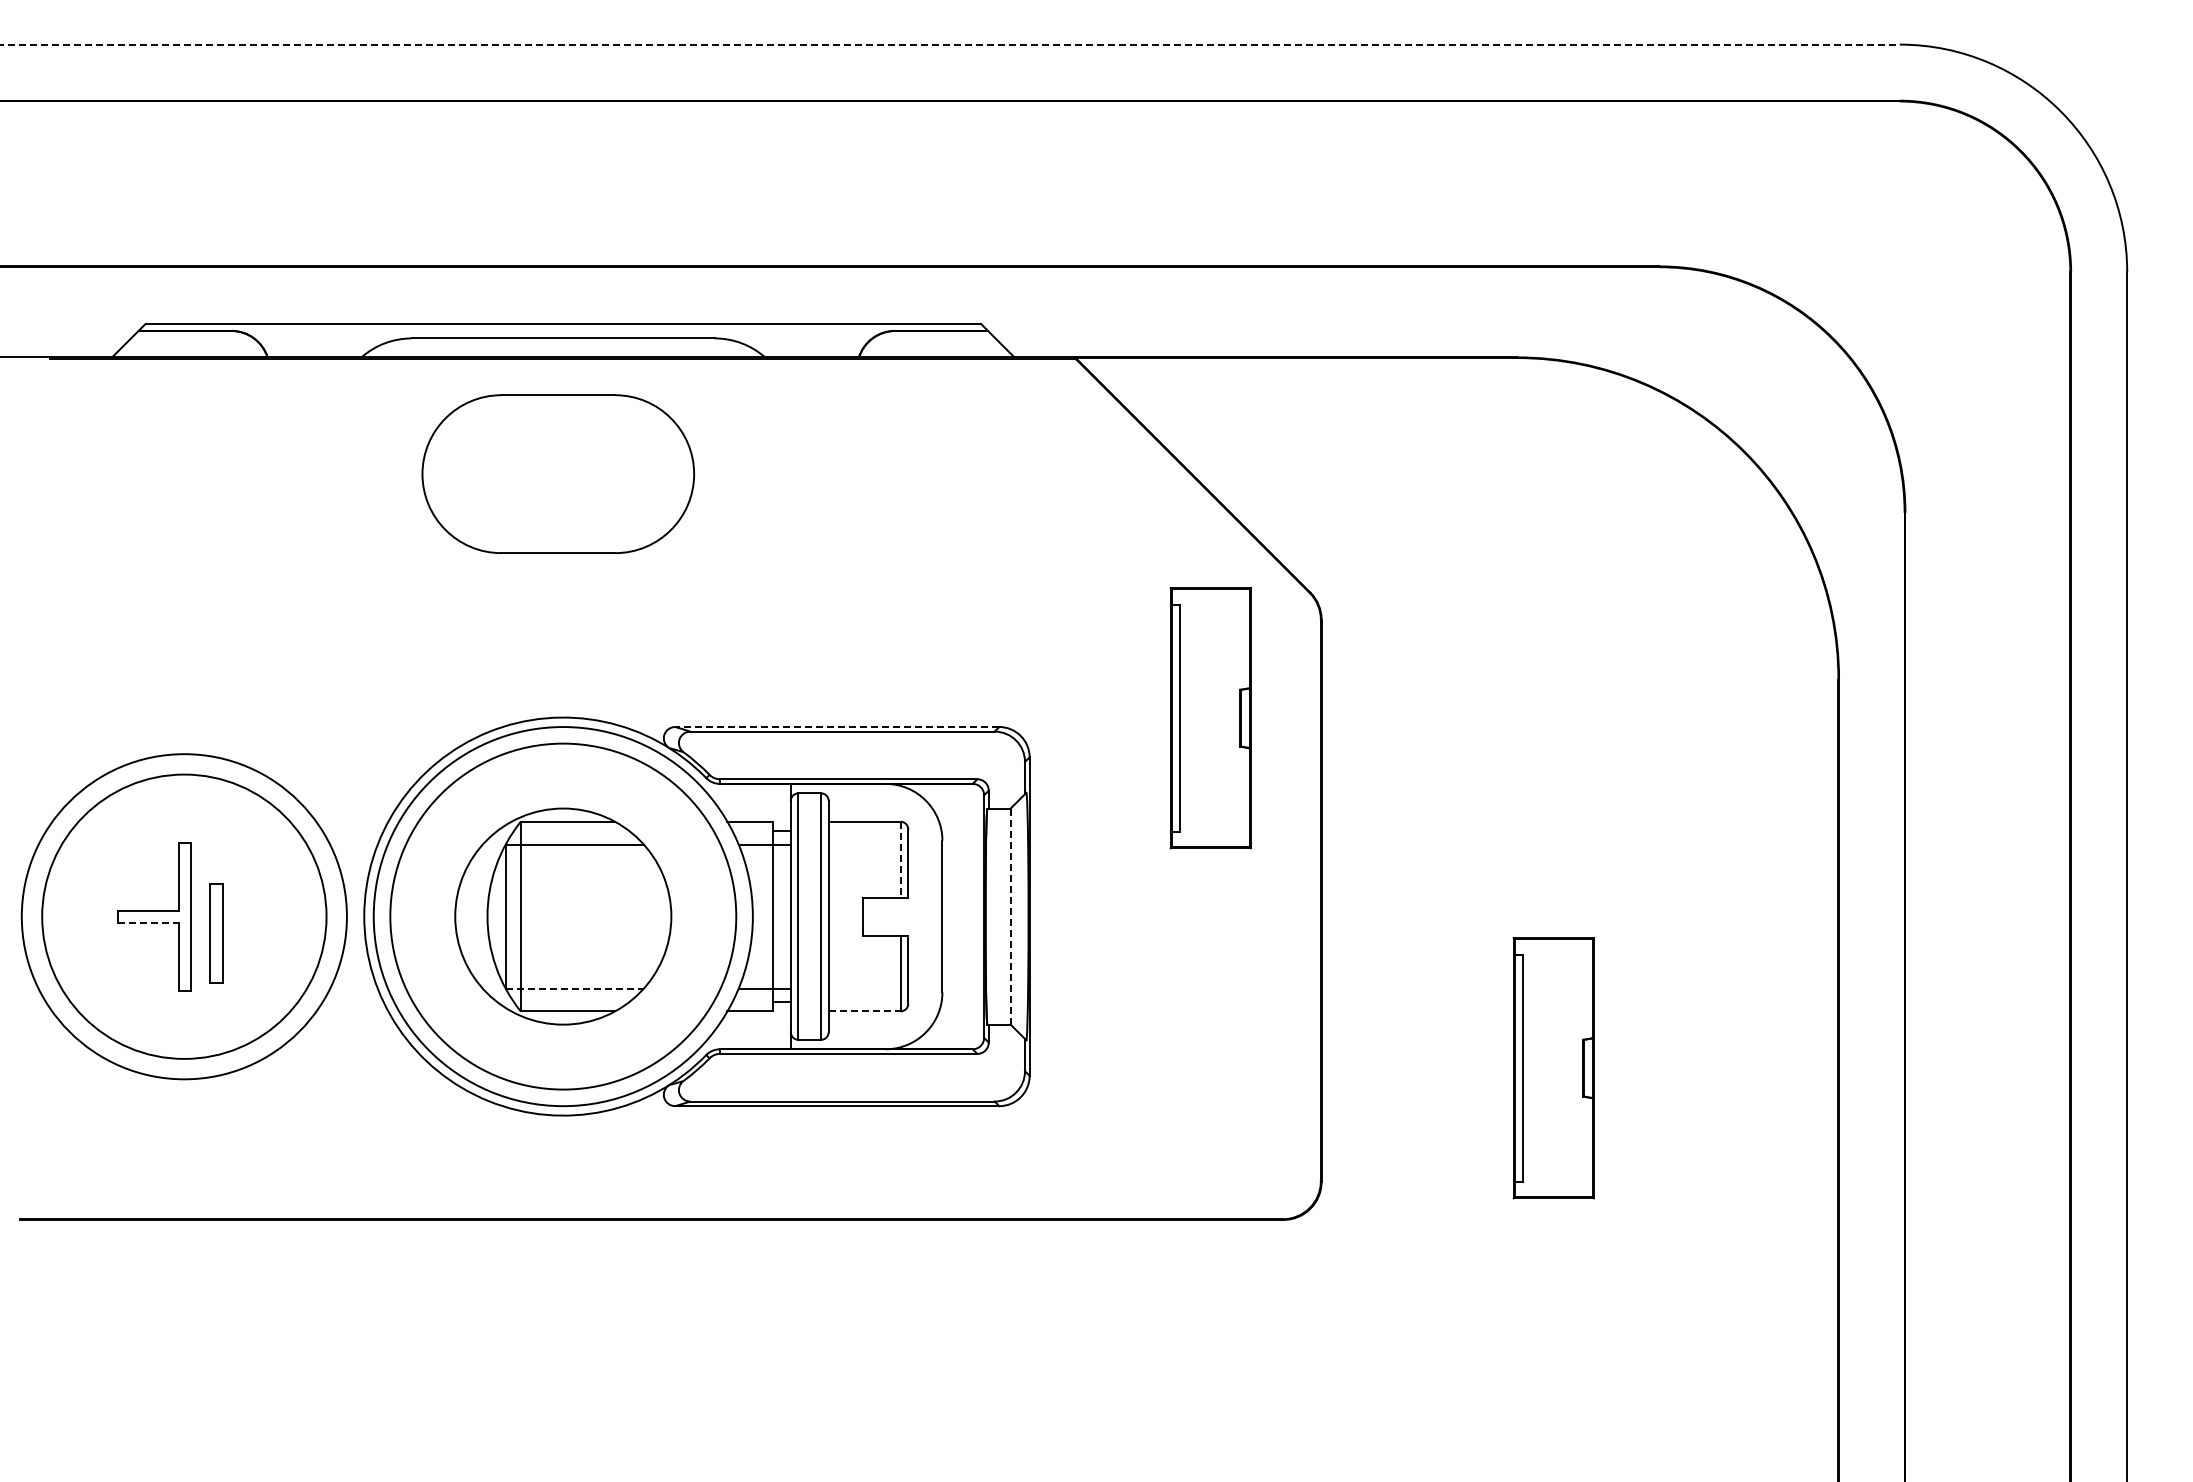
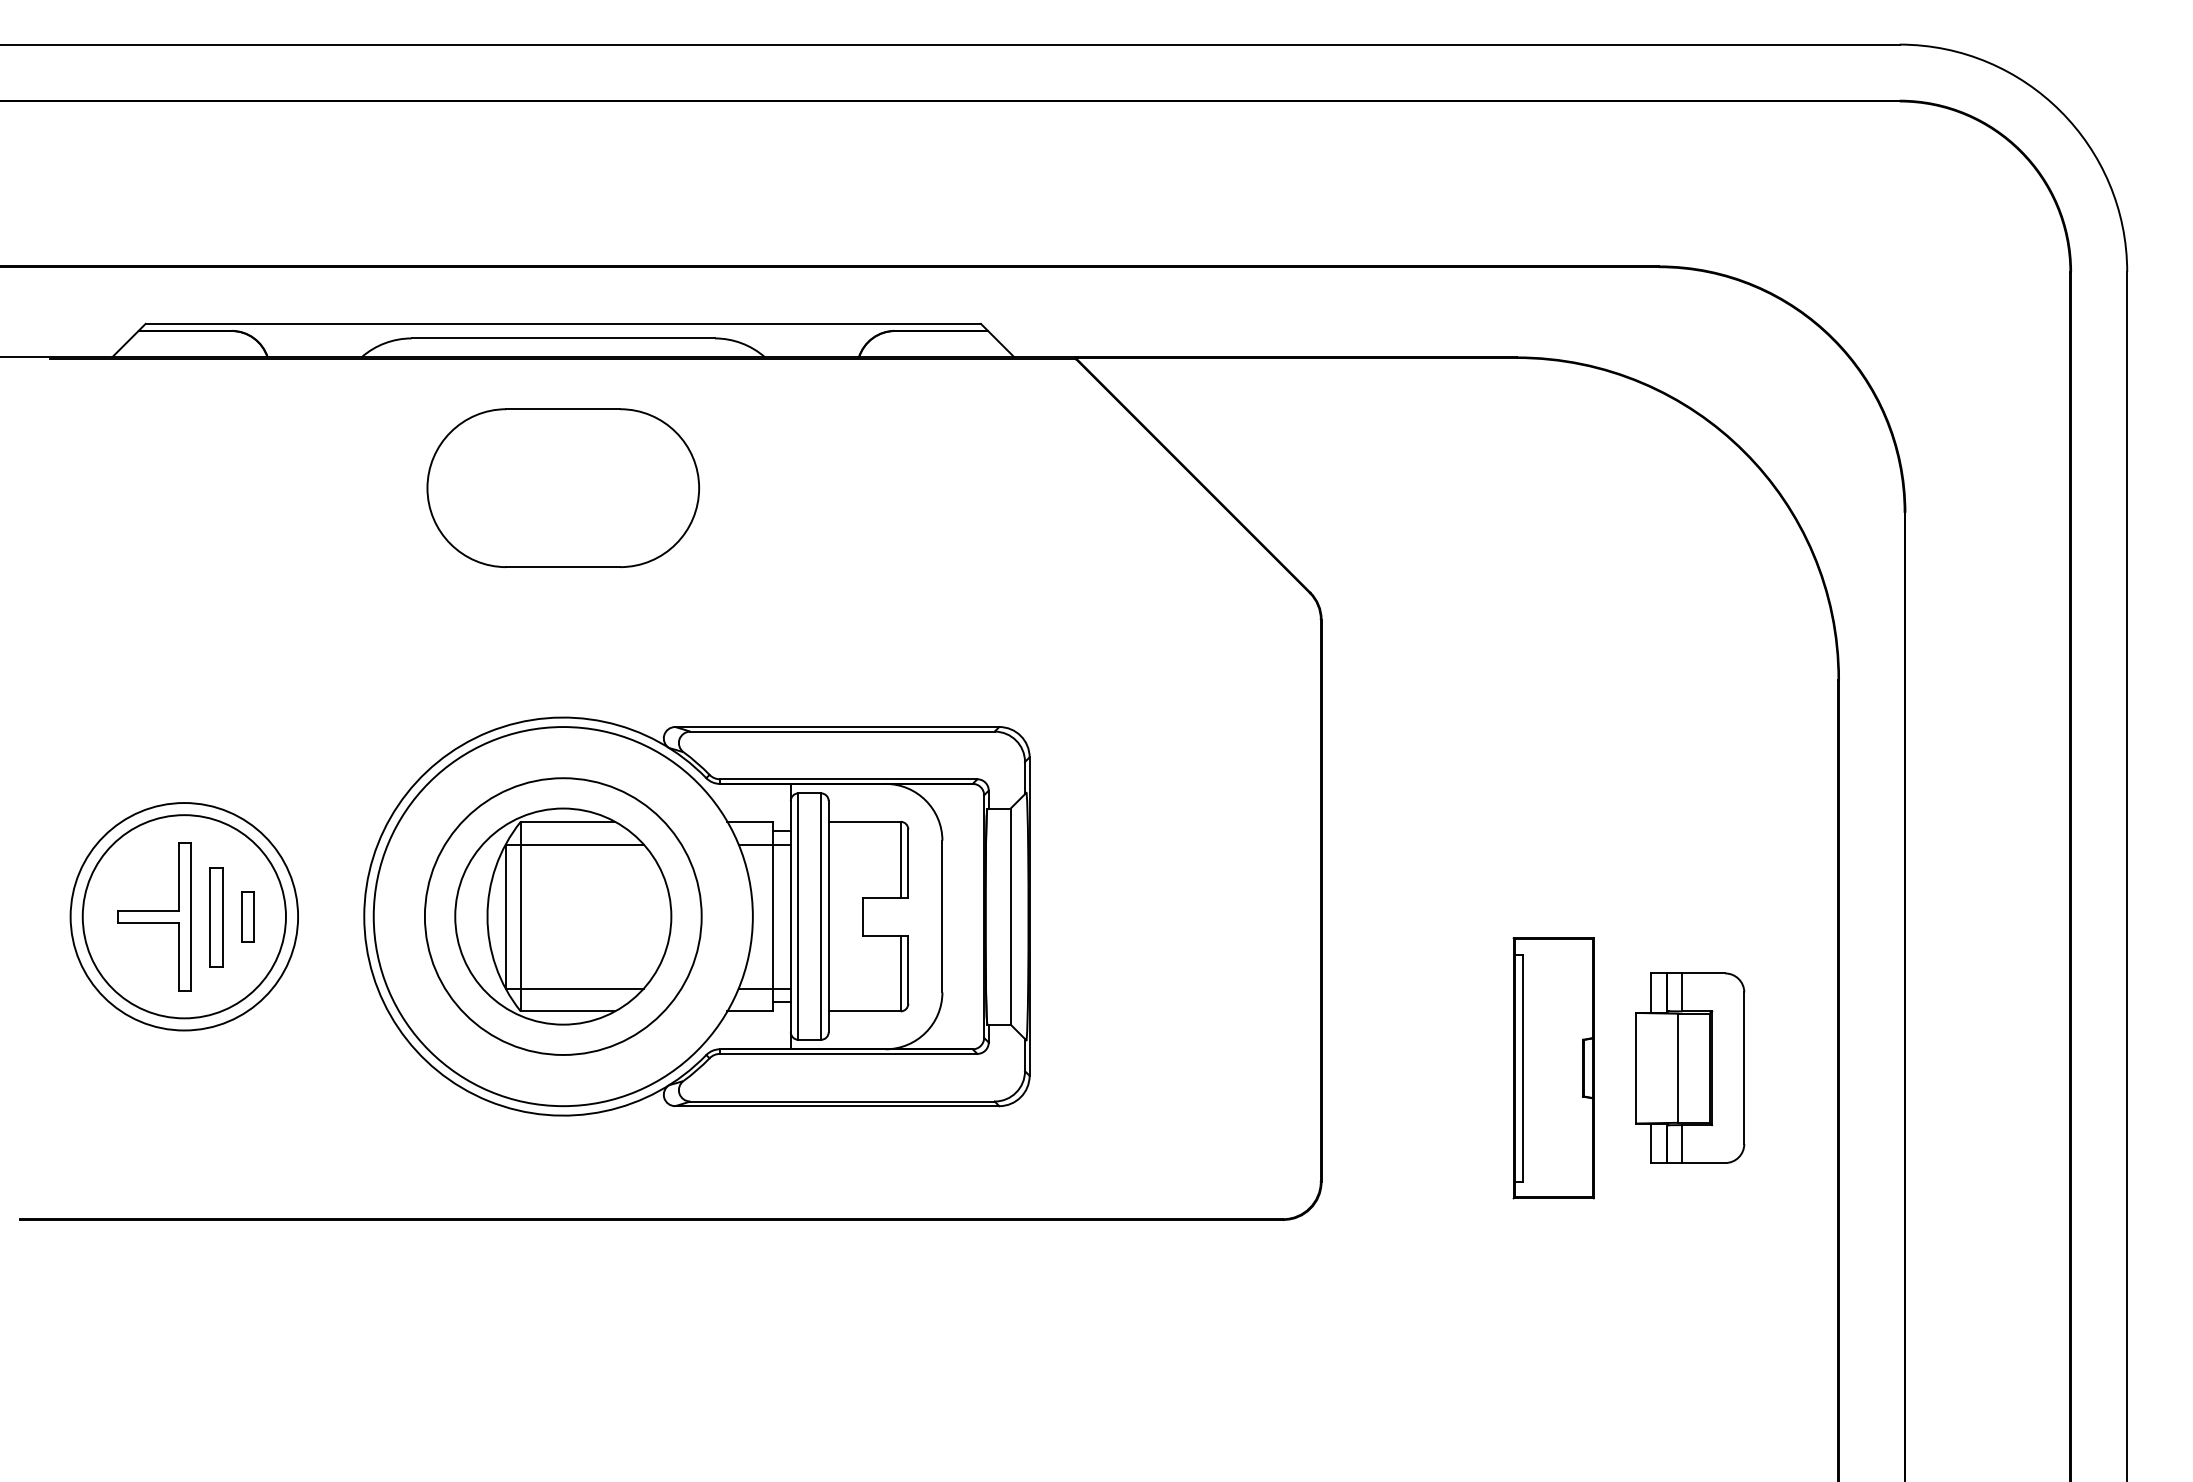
line: dashed -> solid (950, 44)
part position: (557, 473) -> (562, 487) (562, 487)
part: present -> none (1210, 718)
line: dashed -> solid (836, 727)
line: dashed -> solid (900, 859)
circle diameter: 325 px -> 203 px (183, 916)
circle diameter: 284 px -> 227 px (184, 916)
part: none -> present (247, 916)
circle diameter: 346 px -> 277 px (562, 916)
line: dashed -> solid (1010, 917)
line: dashed -> solid (148, 922)
part position: (216, 933) -> (216, 917) (216, 917)
line: dashed -> solid (575, 988)
line: dashed -> solid (865, 1011)
part: none -> present (1690, 1067)
